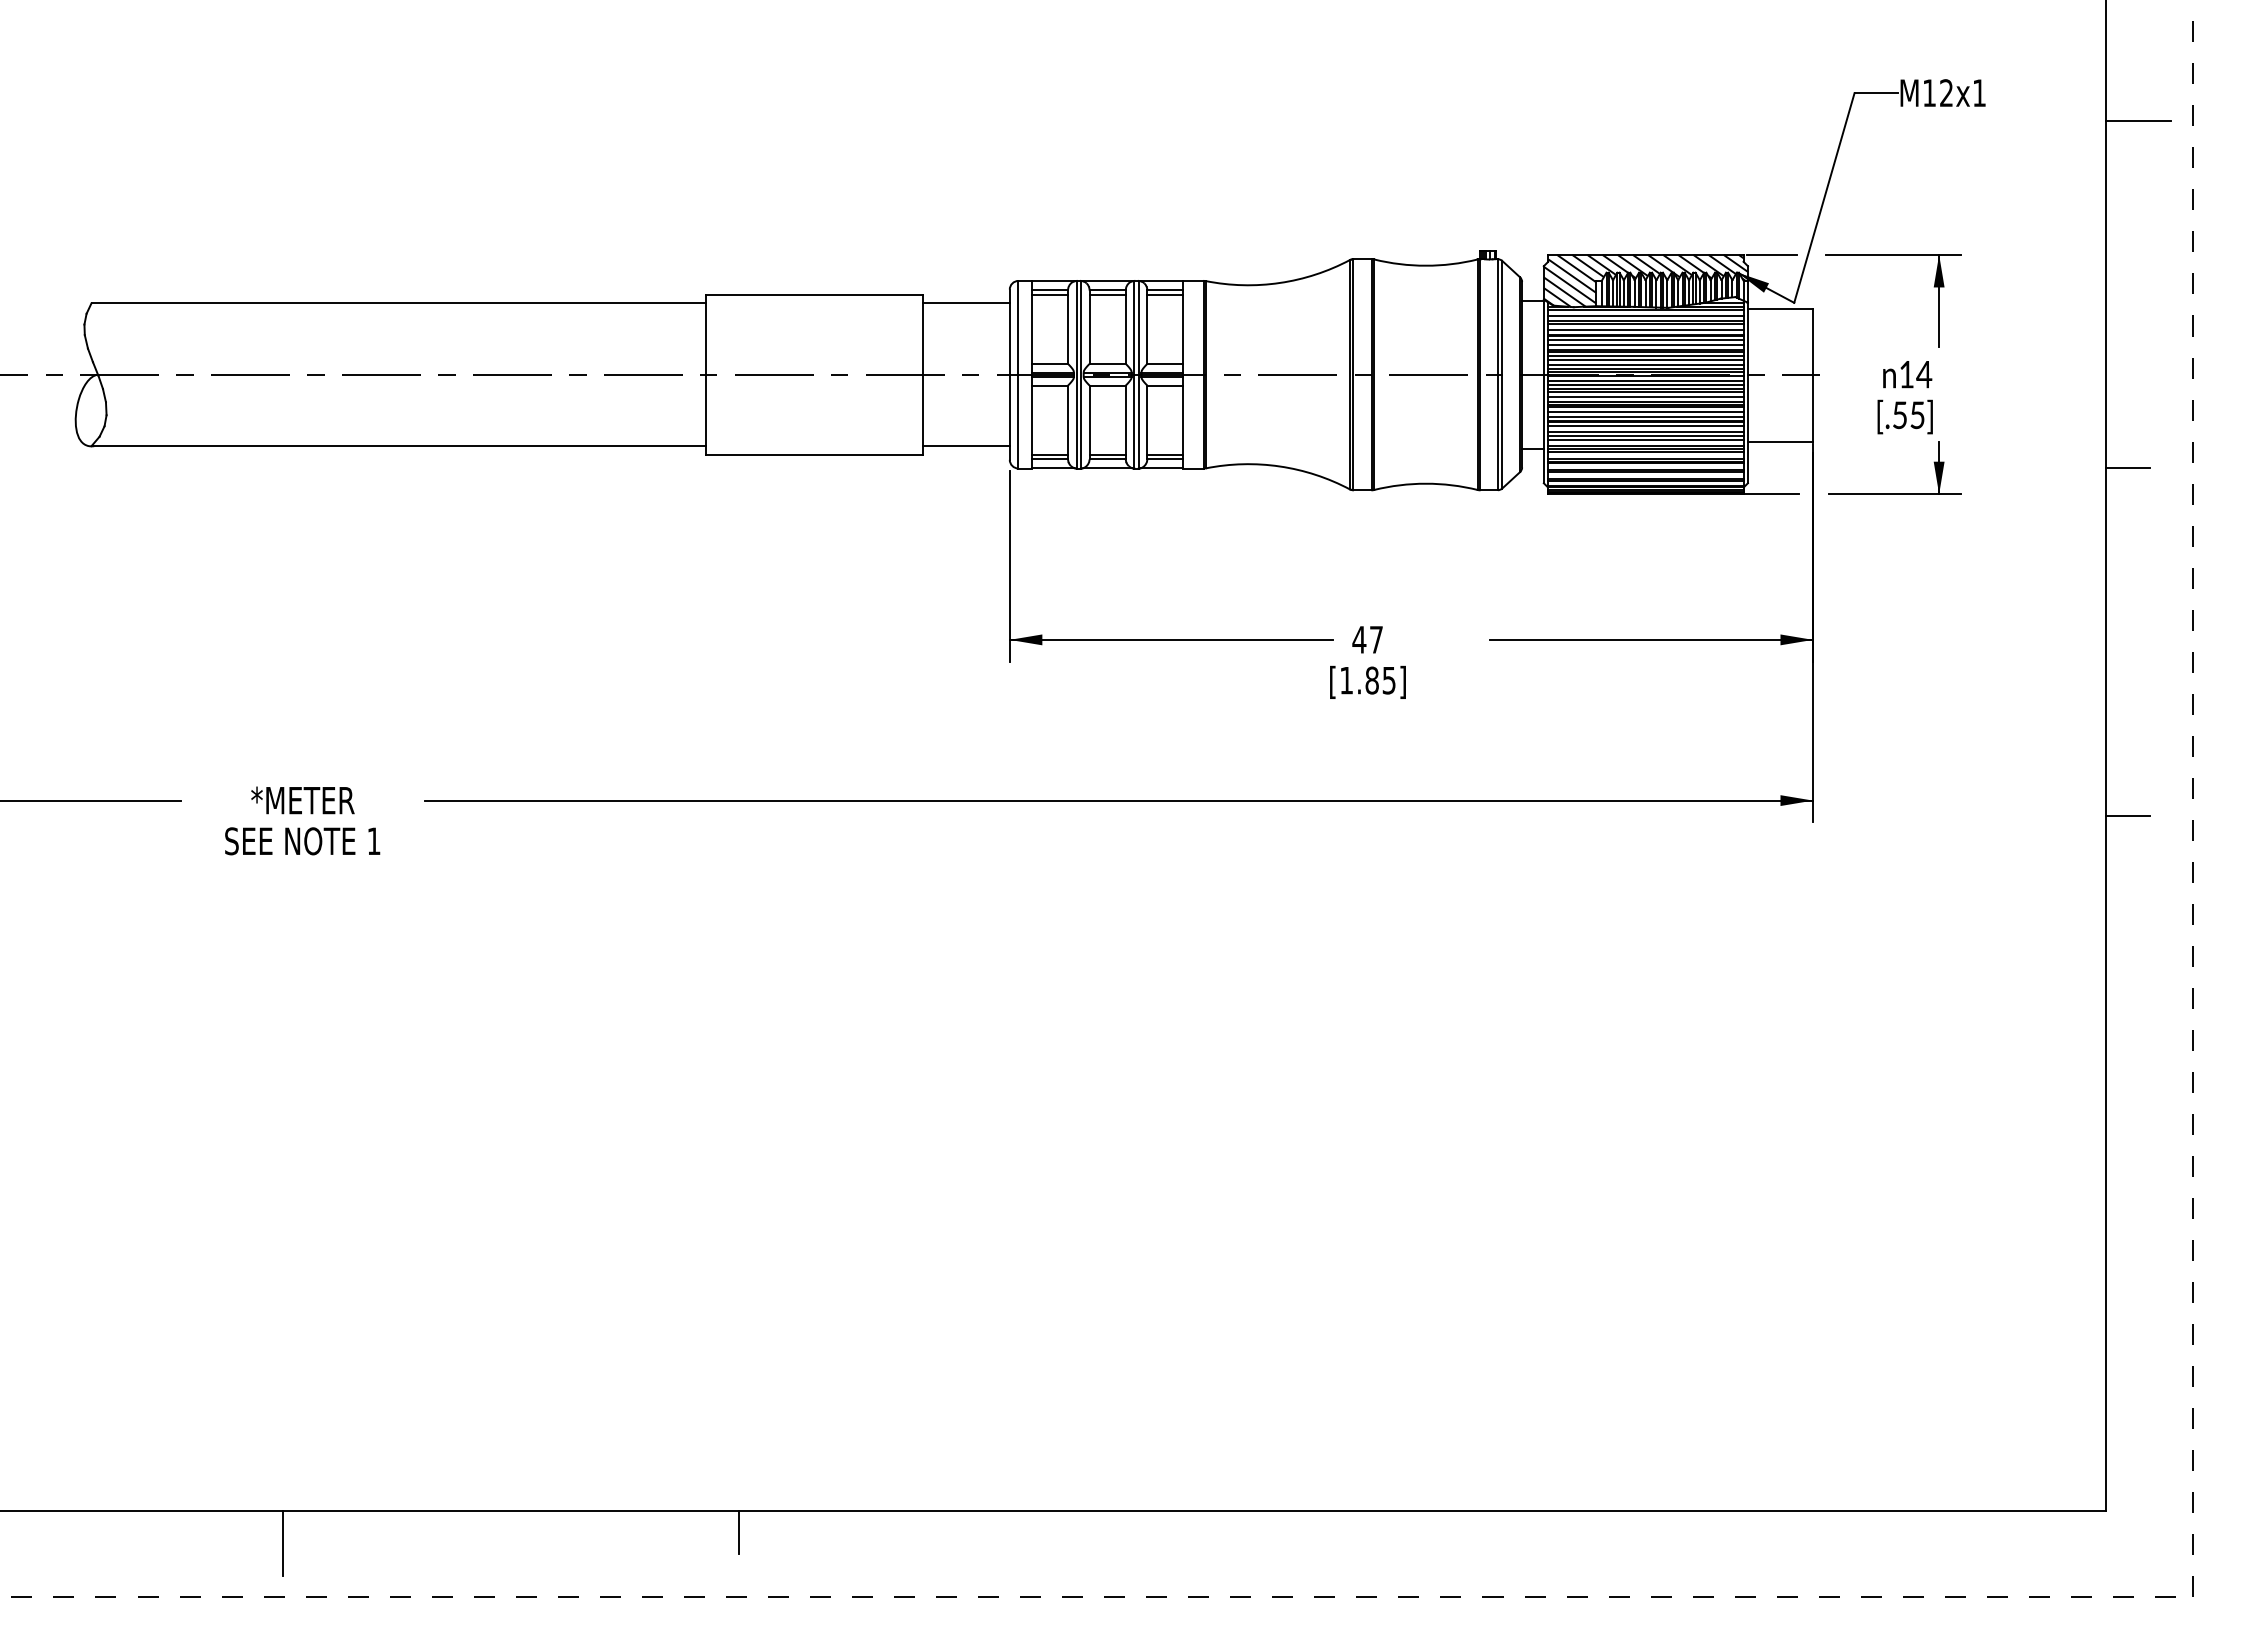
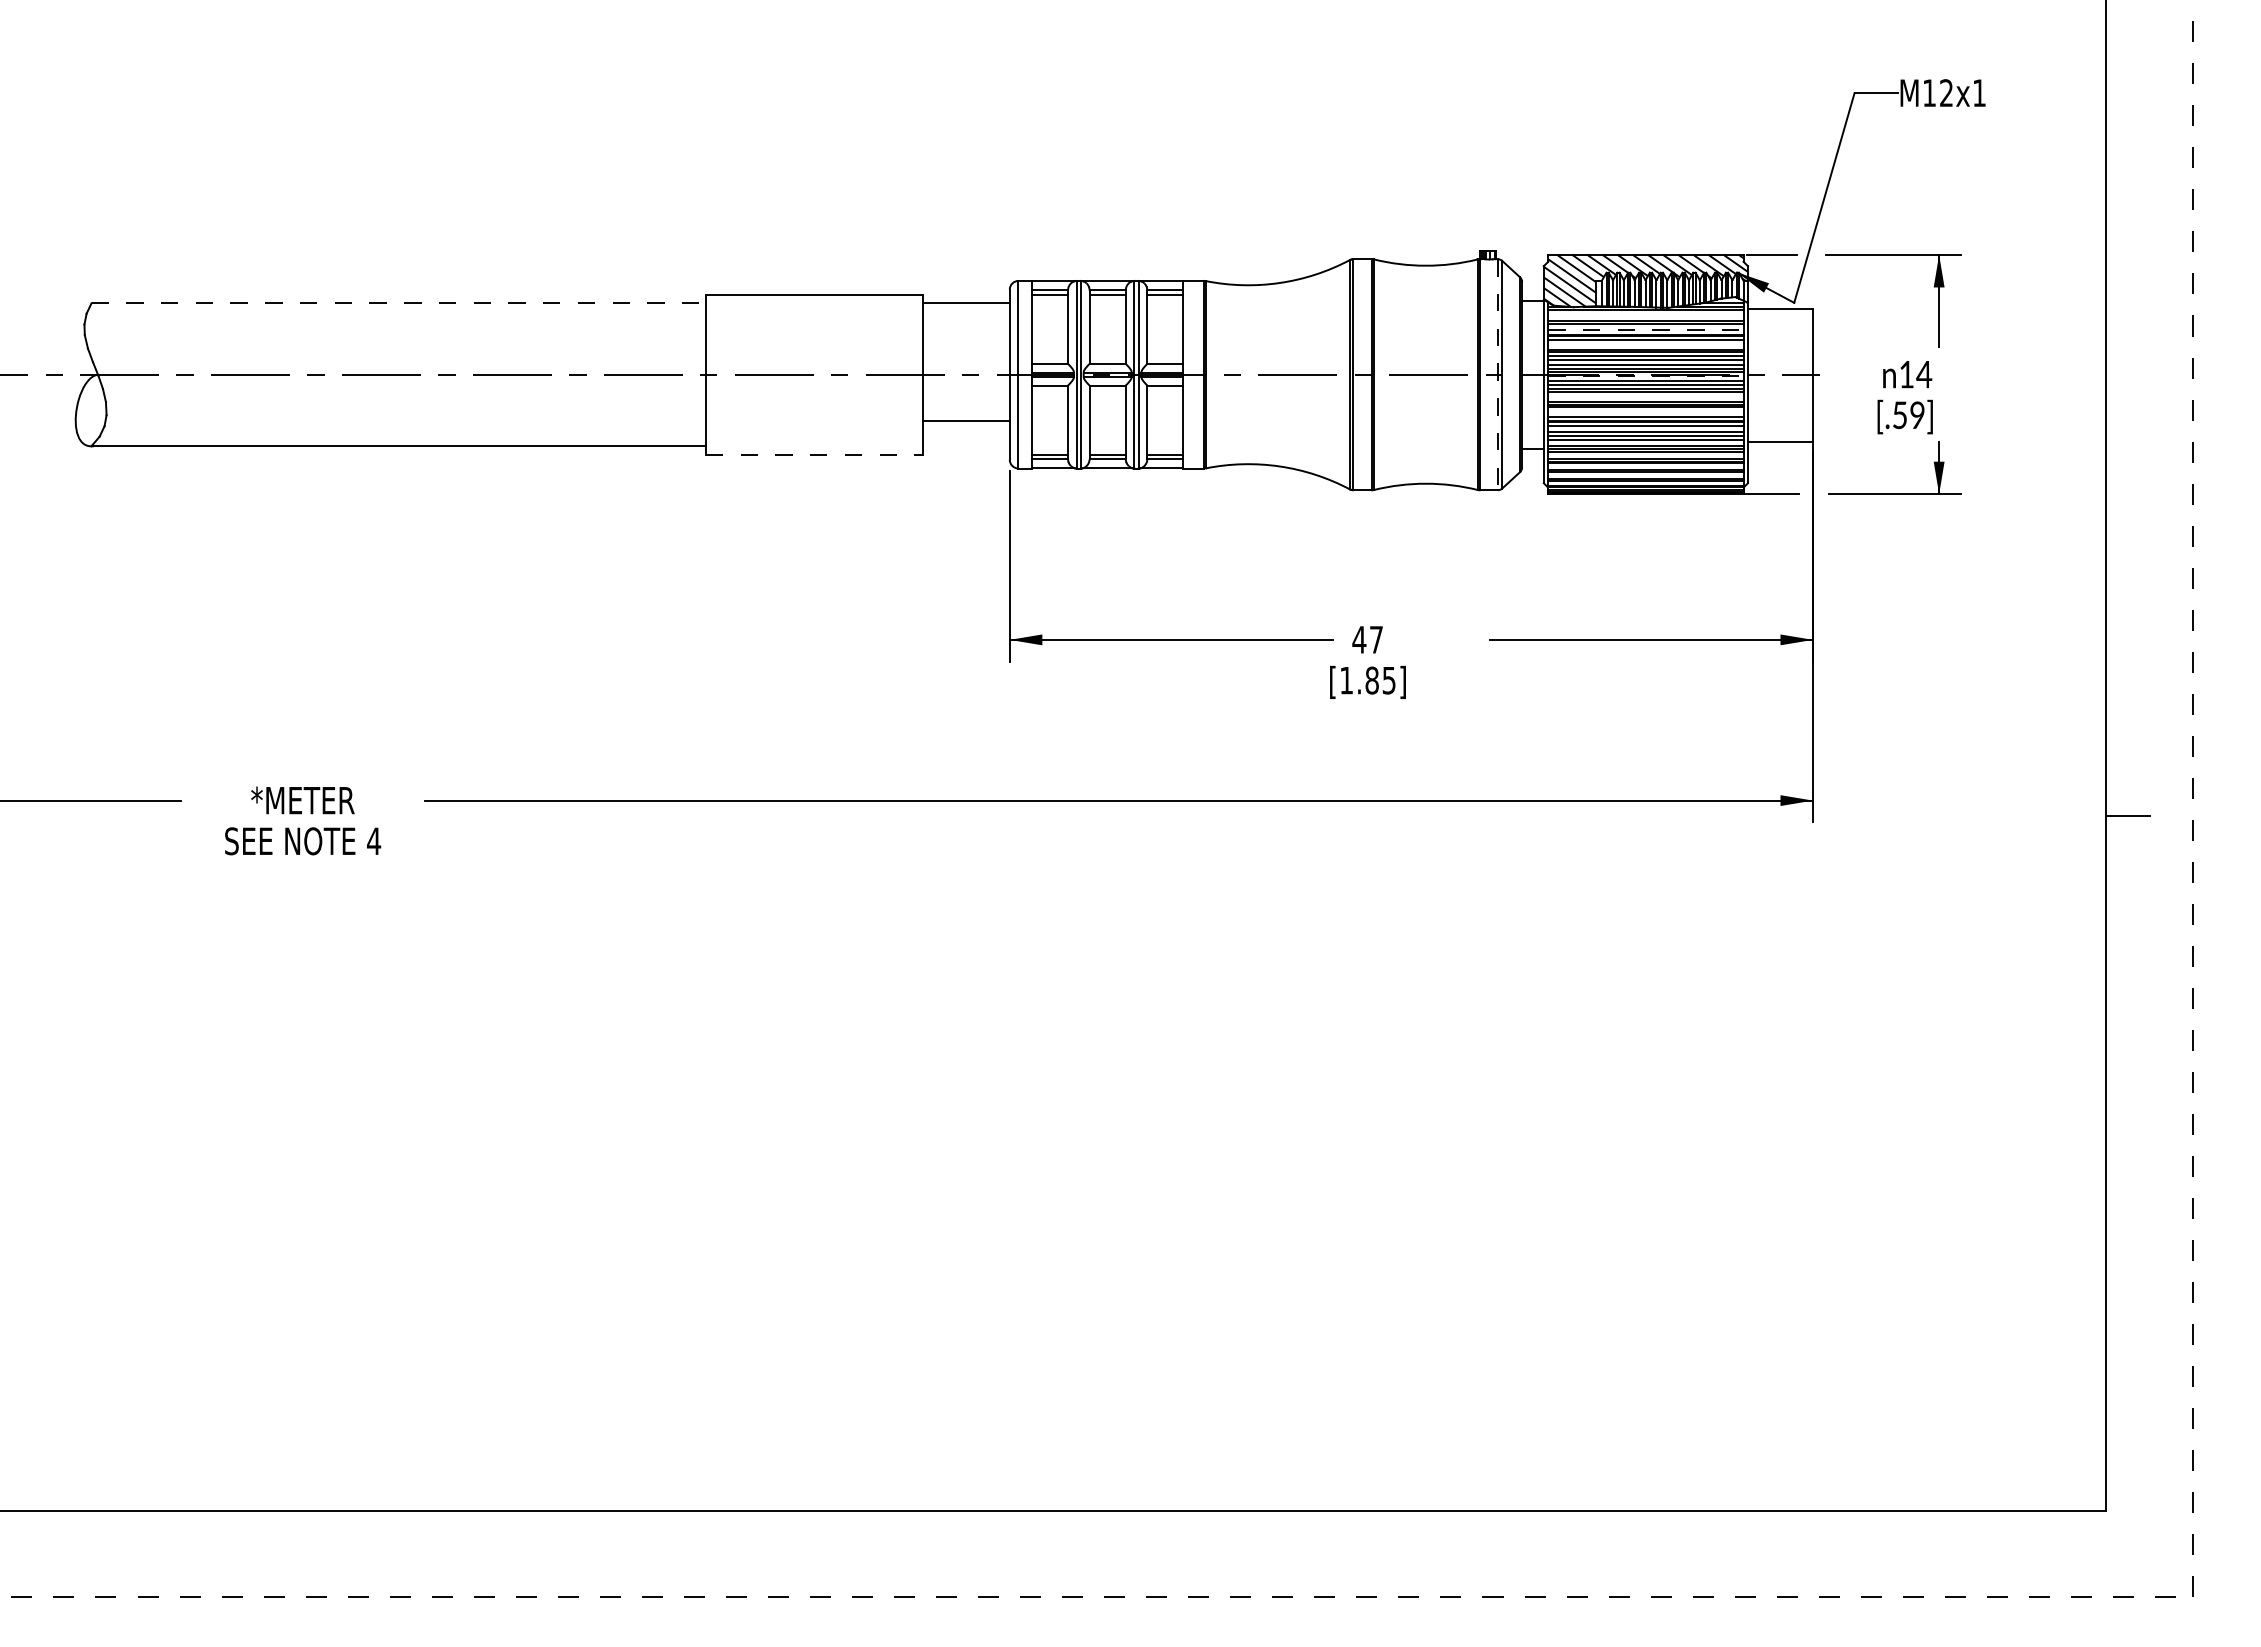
line: present -> none (2138, 121)
line: solid -> dashed (399, 303)
line: present -> none (1645, 316)
line: solid -> dashed (1645, 330)
line: present -> none (1645, 344)
line: solid -> dashed (1497, 375)
line: solid -> dashed (1645, 376)
line: present -> none (1645, 396)
line: present -> none (1645, 412)
text: [.55] -> [.59] (1917, 415)
line position: (965, 446) -> (965, 421) (965, 421)
line: solid -> dashed (814, 454)
line: present -> none (2127, 468)
text: 1 -> 4 (374, 840)
line: present -> none (738, 1531)
line: present -> none (282, 1542)
